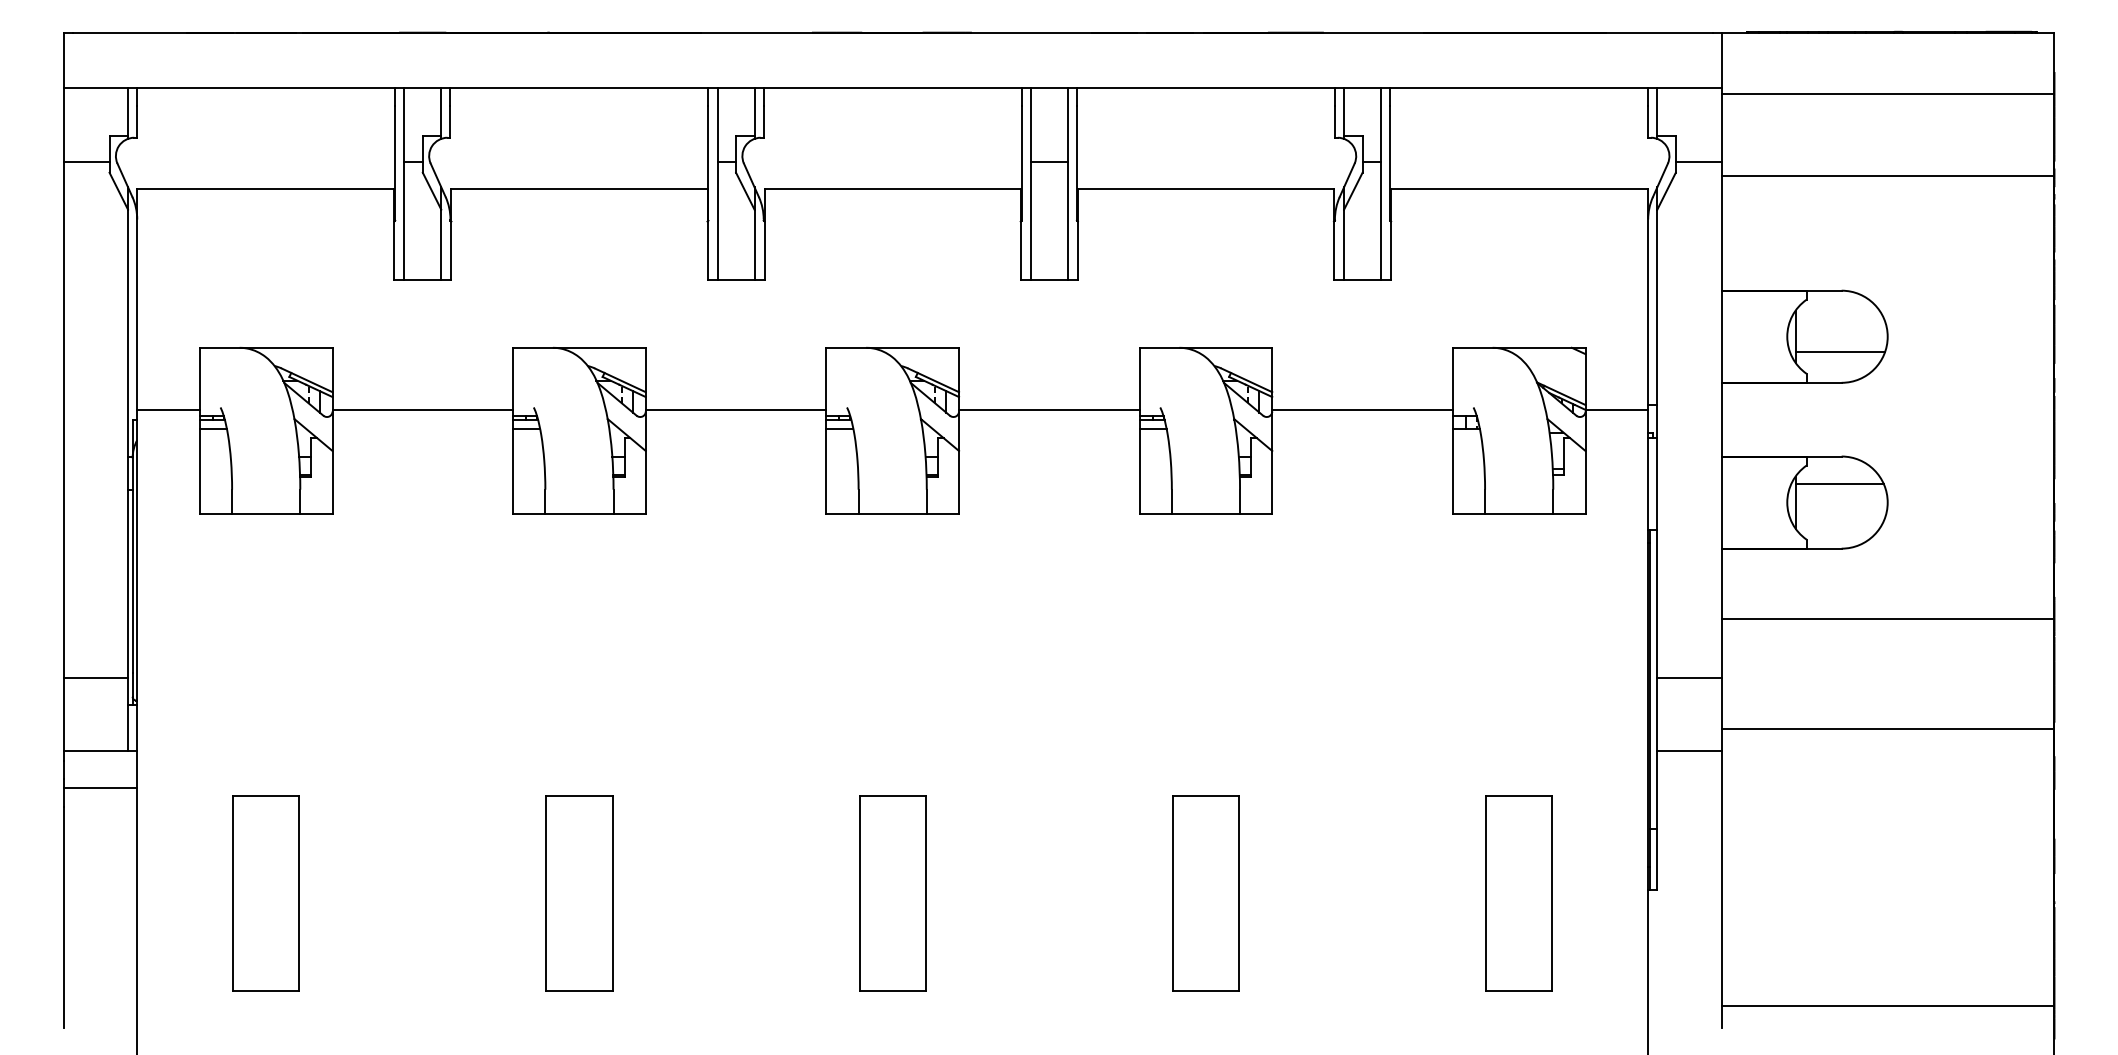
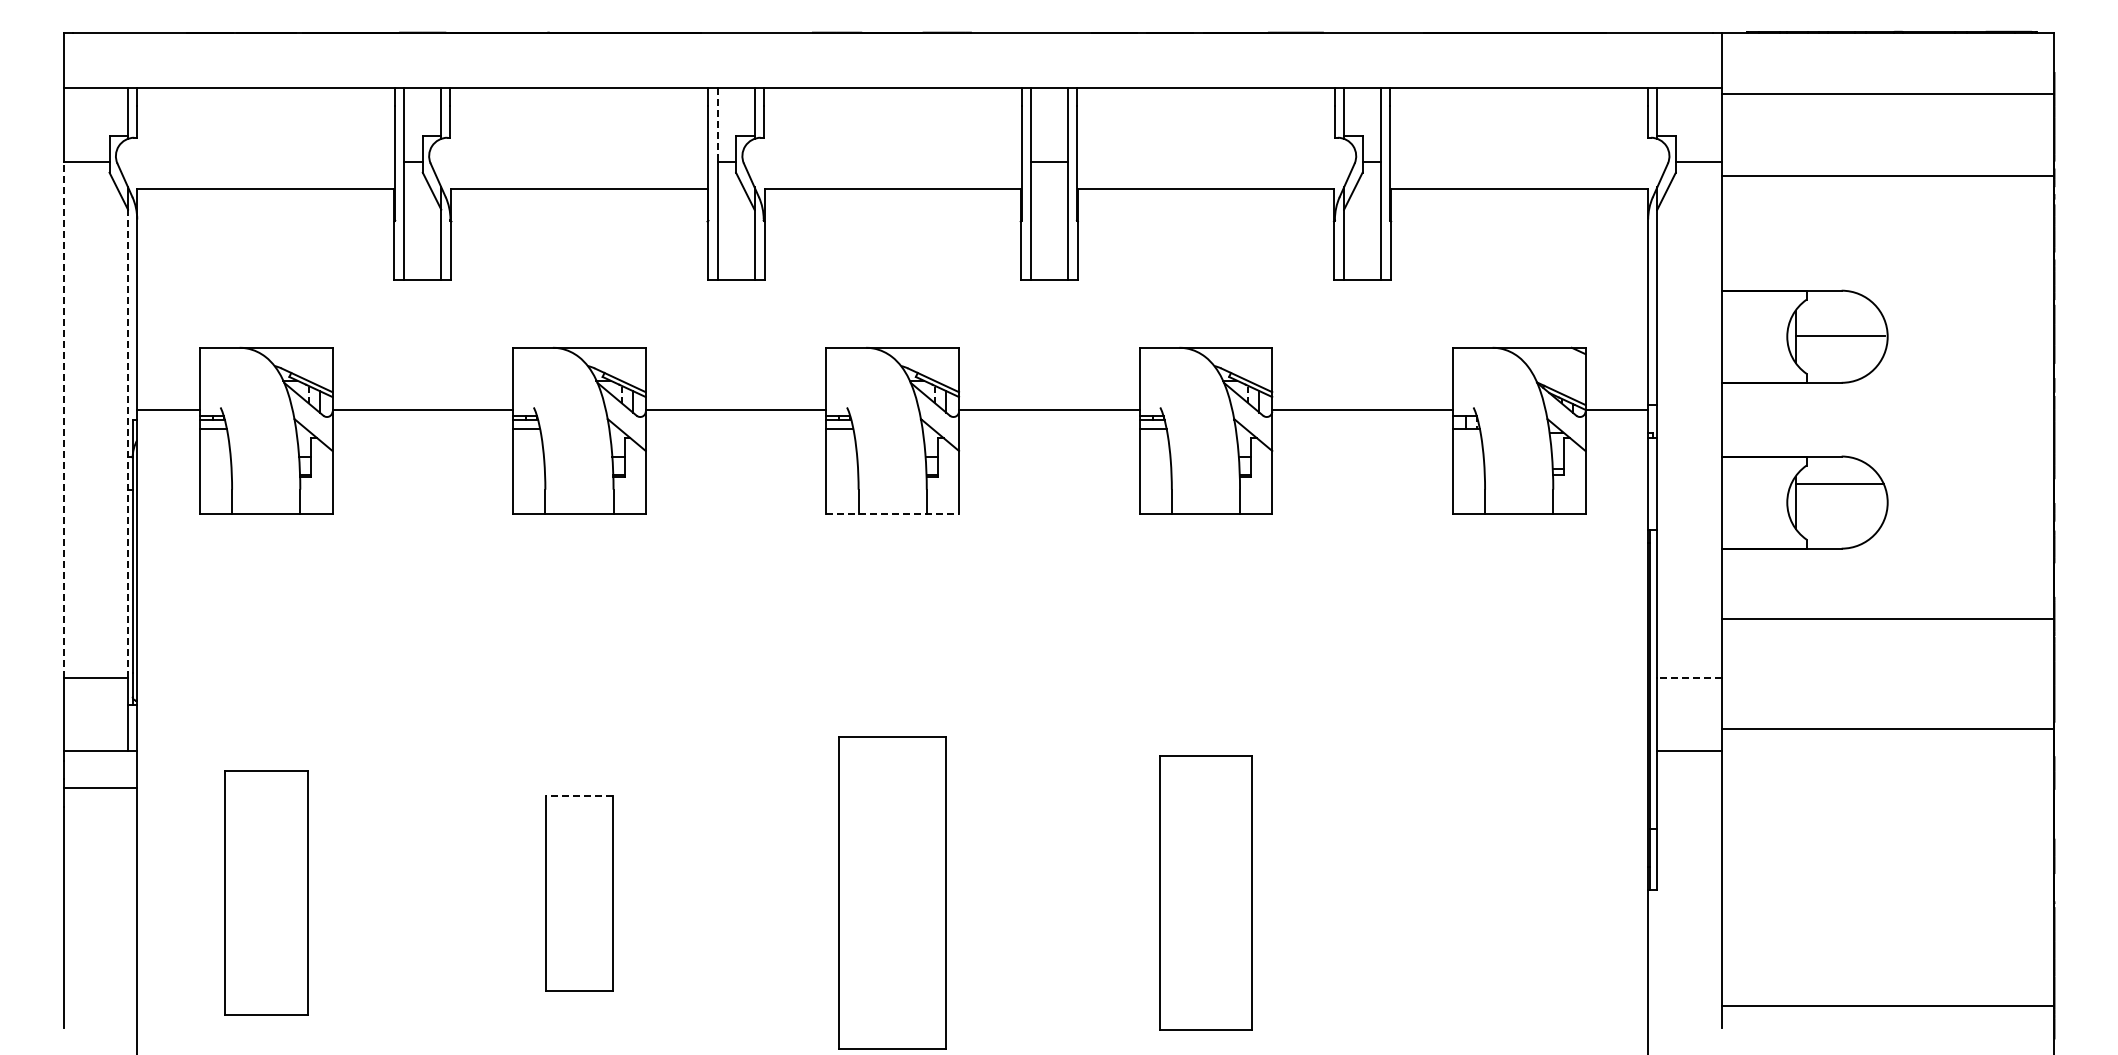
line: solid -> dashed (717, 124)
line position: (1840, 351) -> (1840, 335) (1840, 335)
line: solid -> dashed (63, 419)
line: solid -> dashed (128, 443)
line: solid -> dashed (893, 513)
line: solid -> dashed (1689, 677)
line: solid -> dashed (578, 795)
part size: 68x197 px -> 85x246 px (266, 892)
part size: 68x197 px -> 109x314 px (892, 892)
part size: 68x197 px -> 94x276 px (1205, 892)
part: present -> none (1518, 893)
